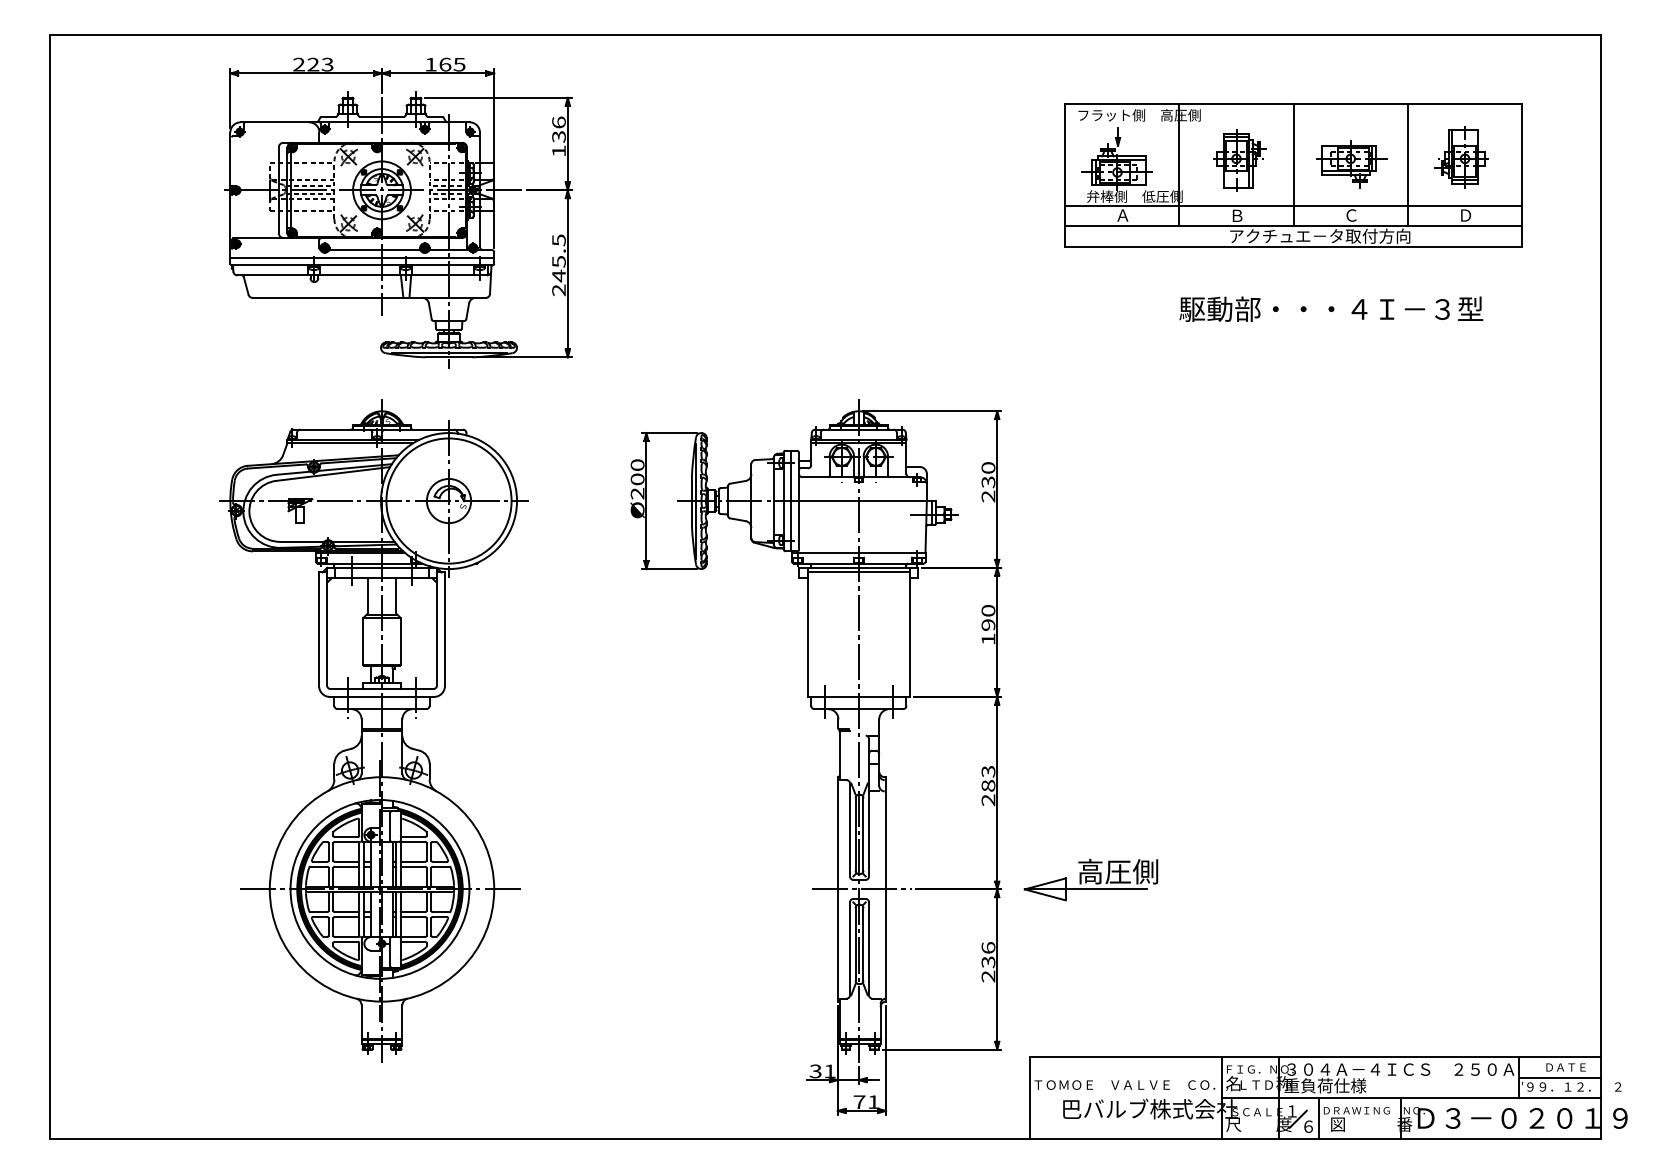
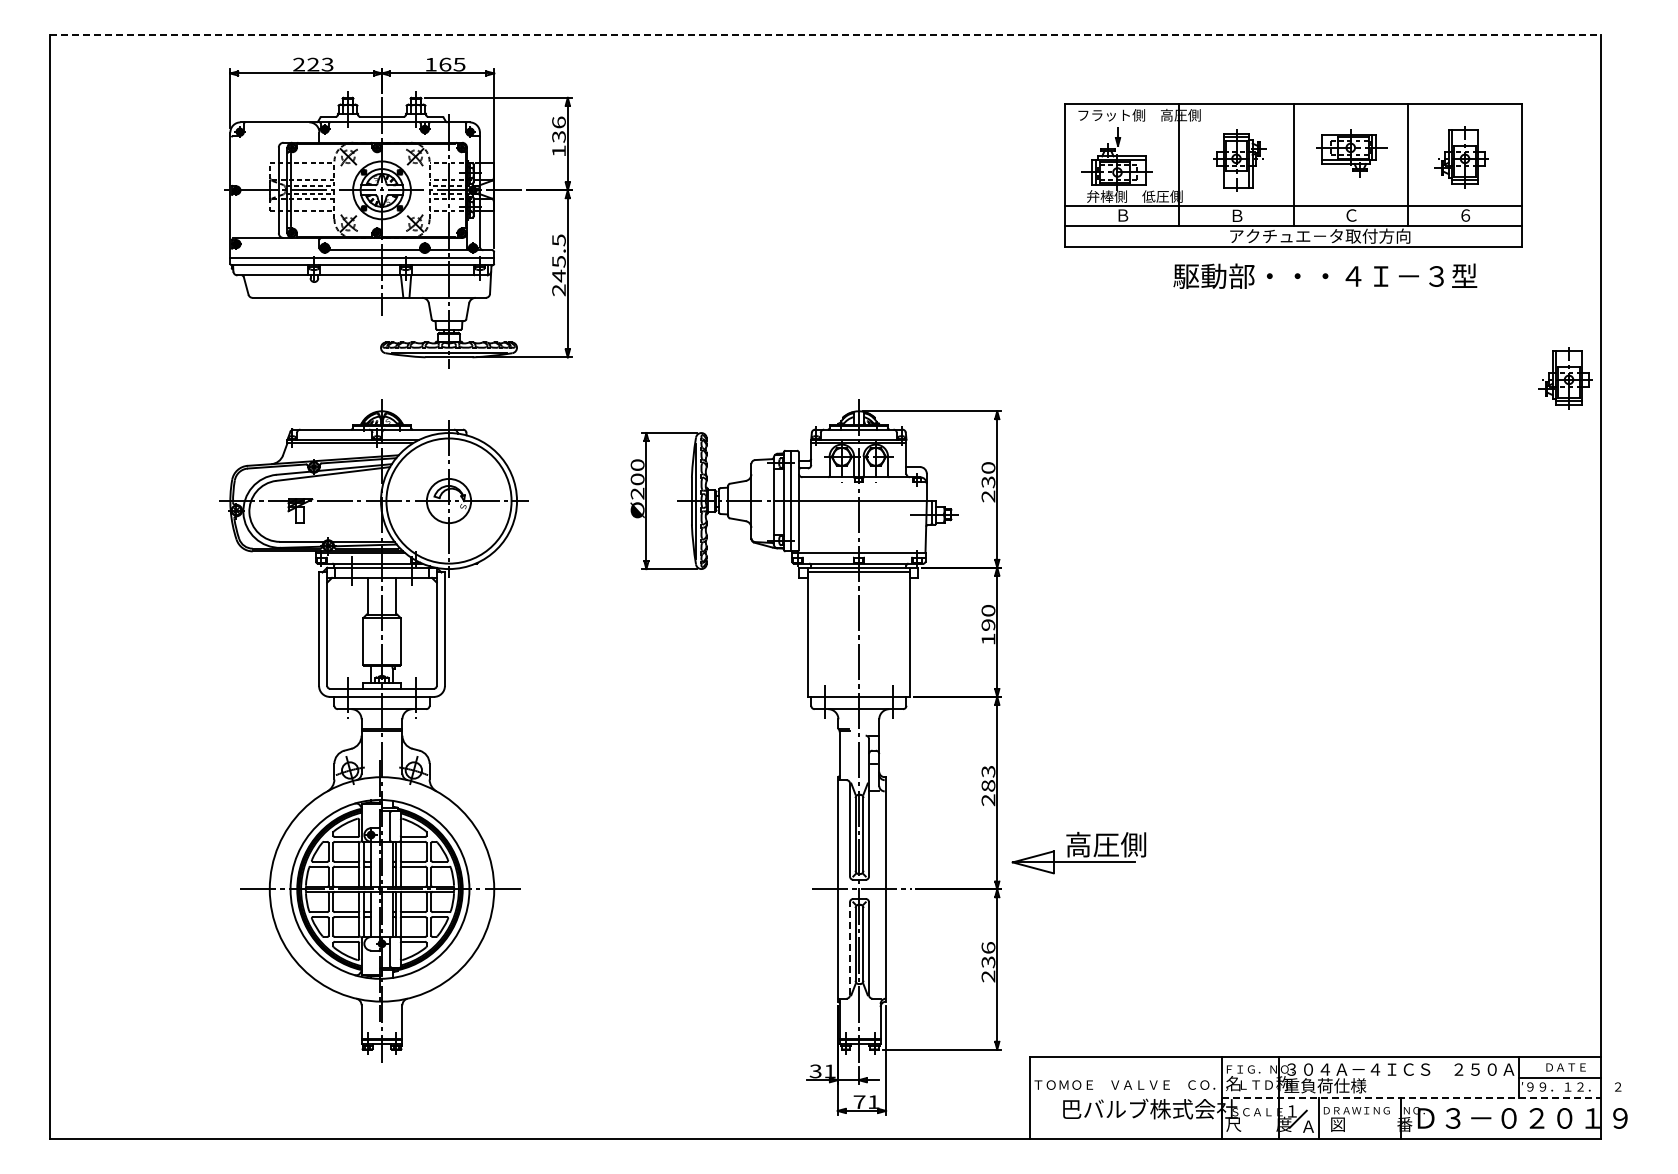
line: solid -> dashed (826, 35)
part position: (1351, 164) -> (1351, 153) (1351, 153)
text: Ａ -> Ｂ (1122, 215)
text: Ｄ -> ６ (1465, 215)
text position: (1331, 308) -> (1325, 275) (1325, 275)
part: none -> present (1565, 378)
part position: (1090, 879) -> (1078, 852) (1078, 852)
line: solid -> dashed (850, 948)
line: solid -> dashed (1411, 1098)
text: ６ -> Ａ (1308, 1126)
